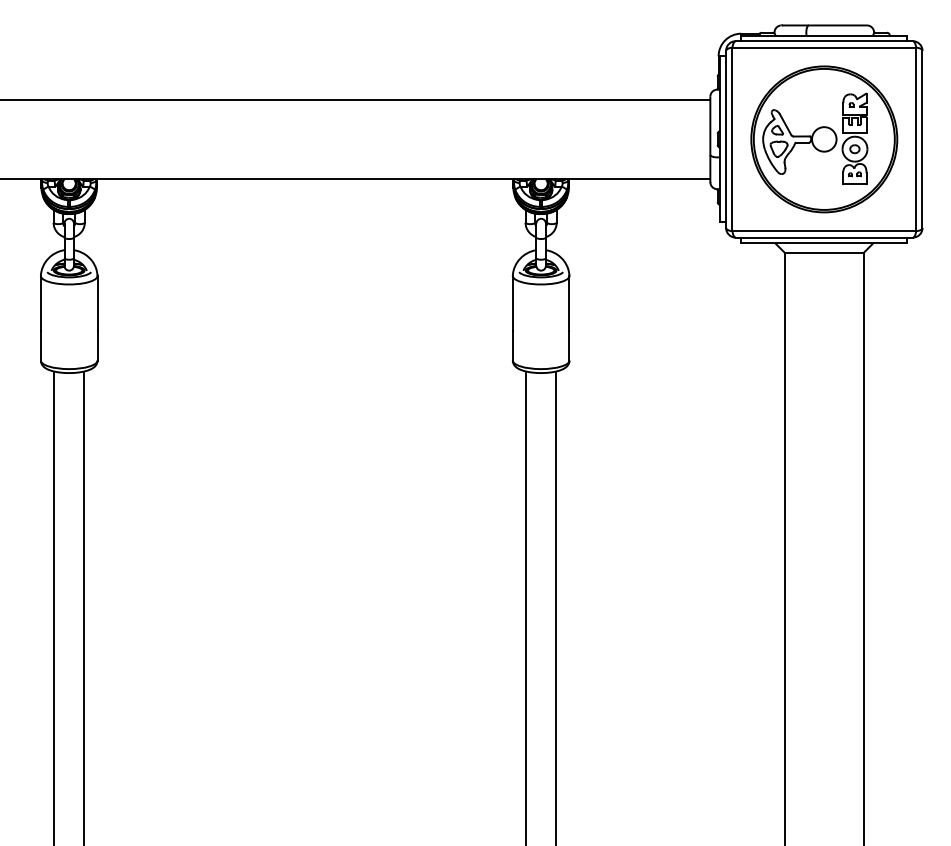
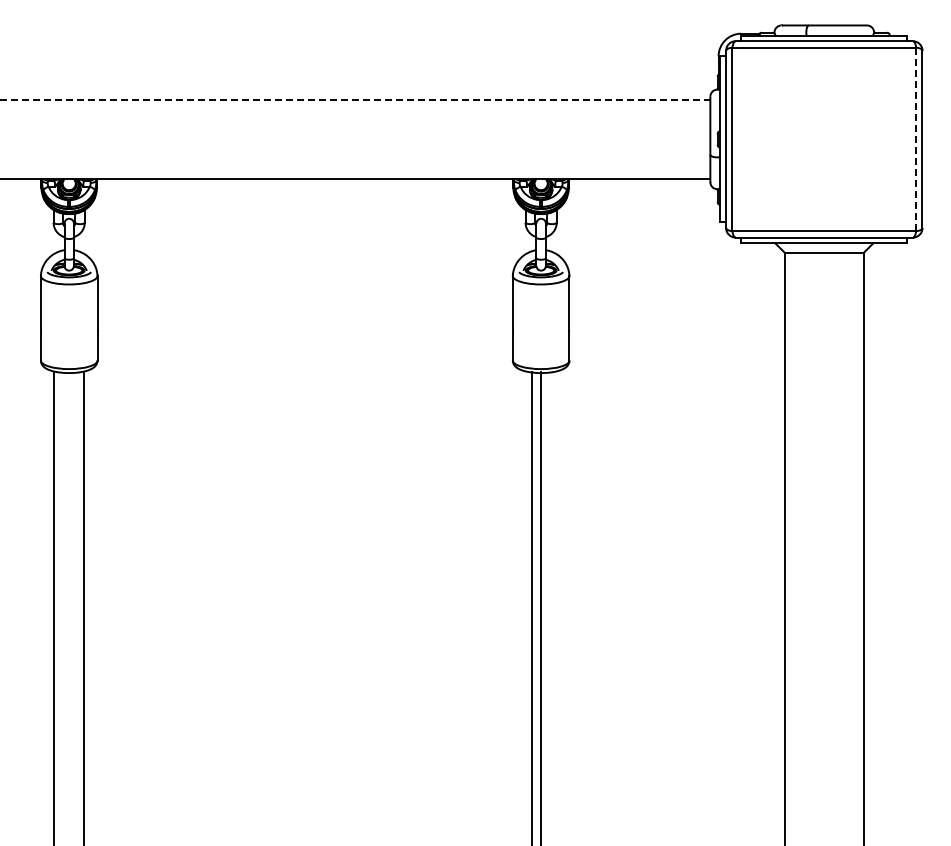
line: solid -> dashed (355, 99)
part: present -> none (824, 139)
line: solid -> dashed (916, 139)
line position: (526, 606) -> (532, 606) (532, 606)
line position: (556, 606) -> (541, 606) (541, 606)
